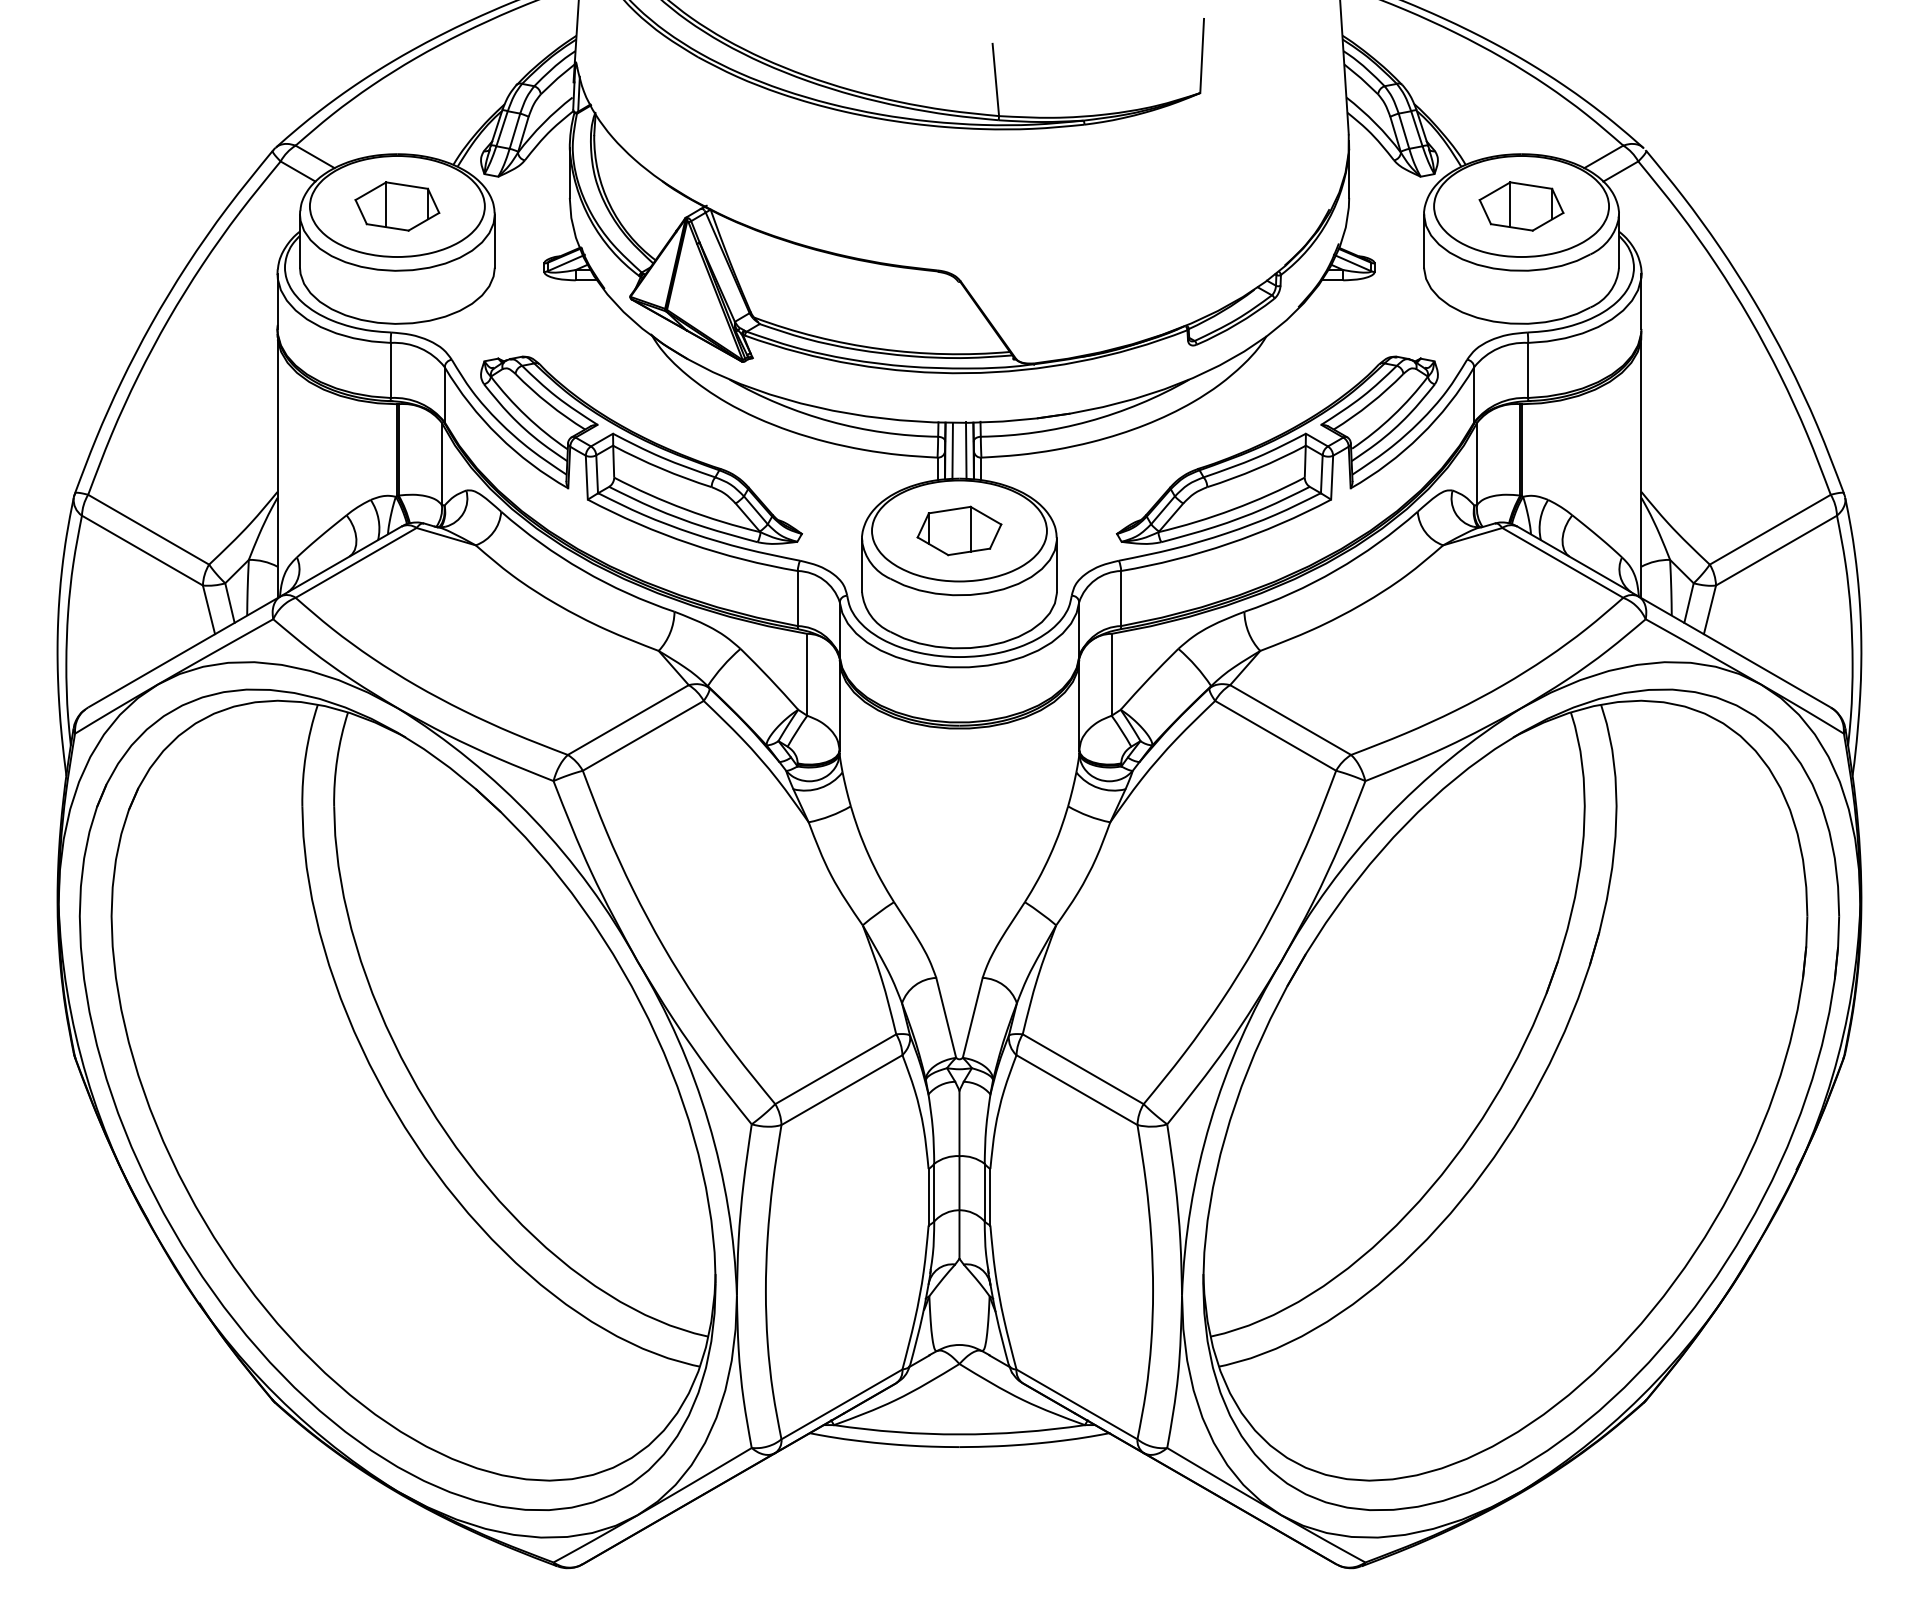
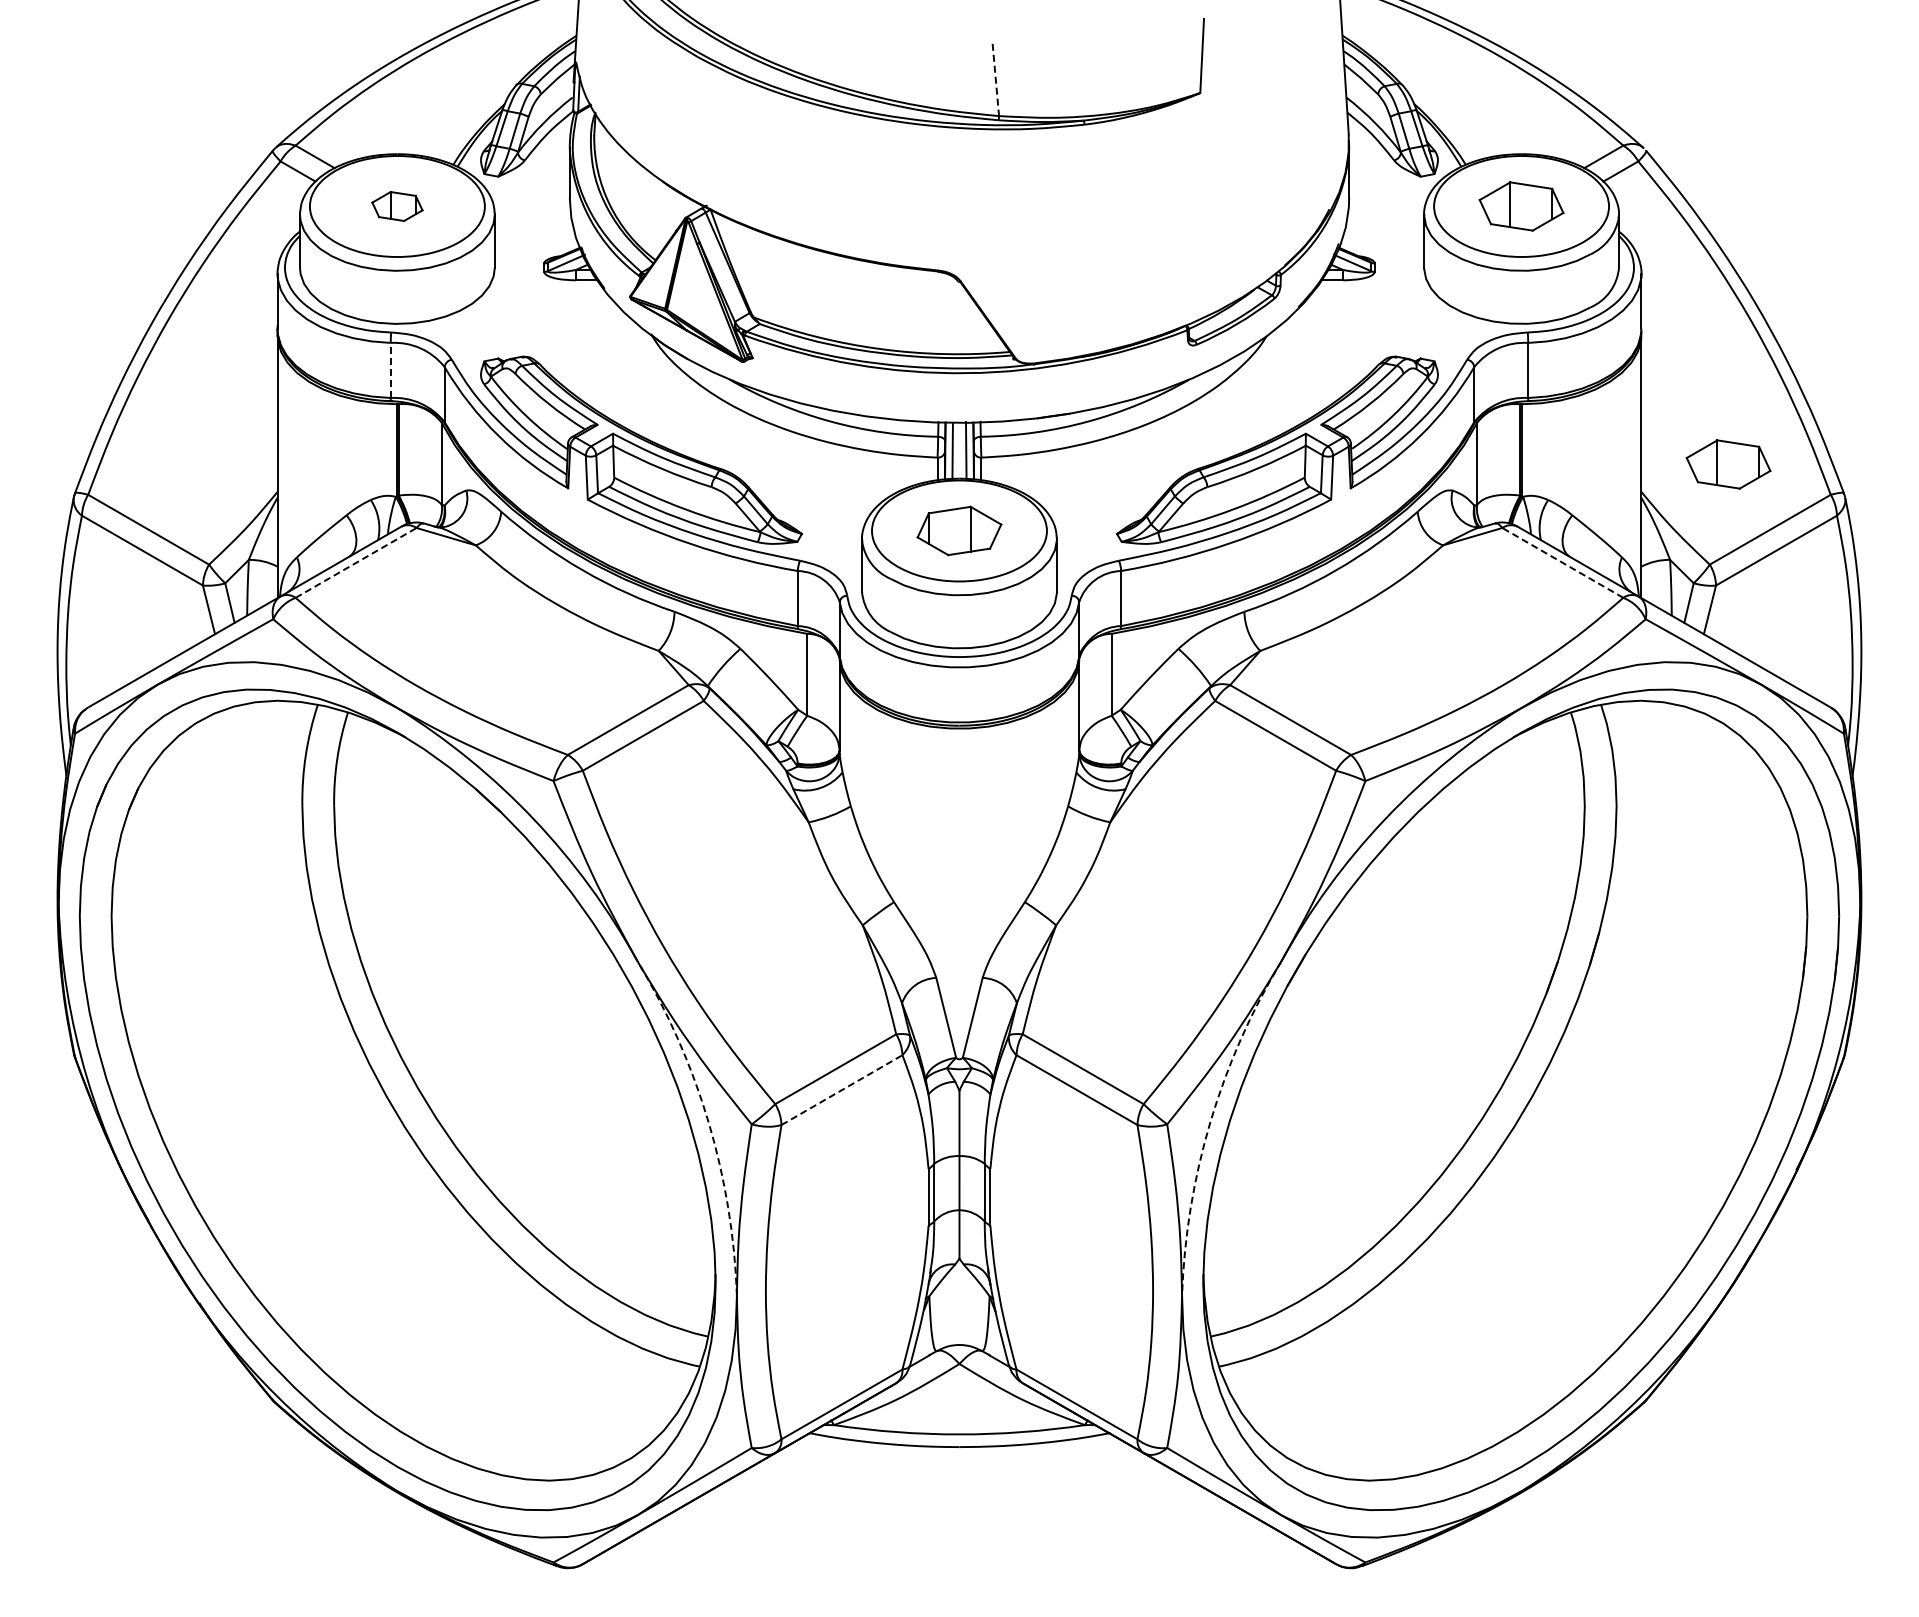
line: solid -> dashed (995, 80)
part size: 87x51 px -> 53x31 px (397, 206)
line: solid -> dashed (390, 370)
part: none -> present (1728, 464)
line: solid -> dashed (356, 562)
line: solid -> dashed (1562, 562)
line: solid -> dashed (841, 1090)
arc: solid -> dashed (708, 1122)
arc: solid -> dashed (1210, 1122)
